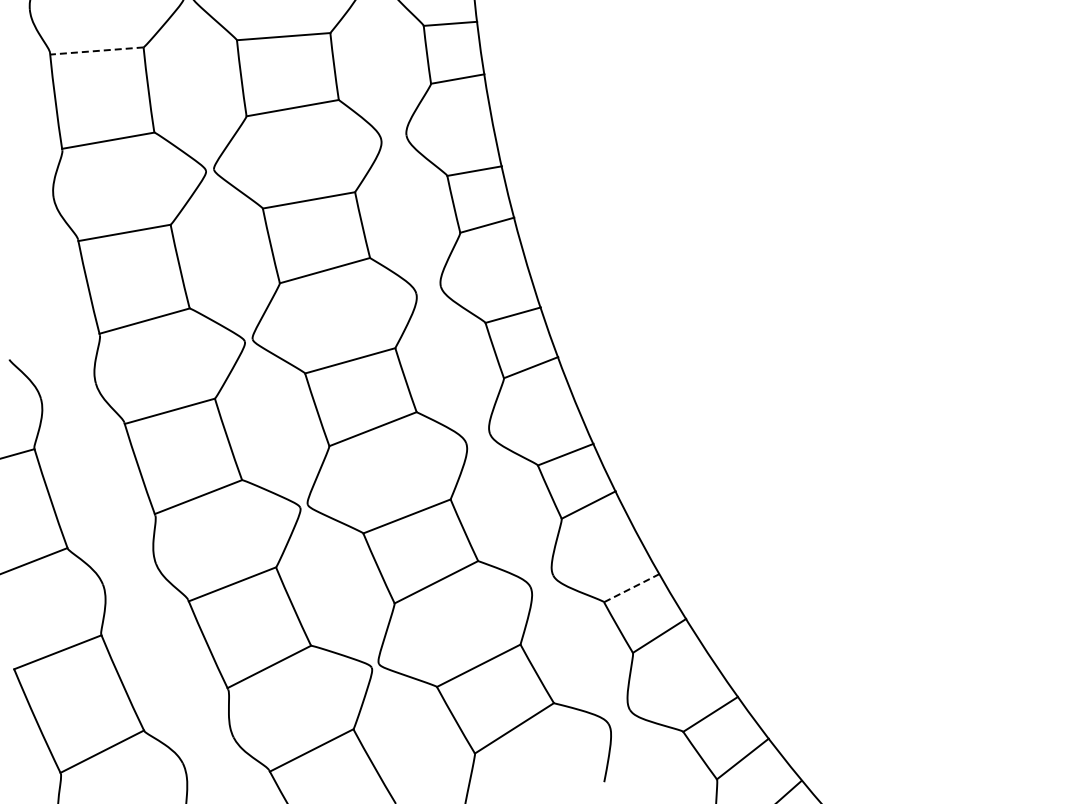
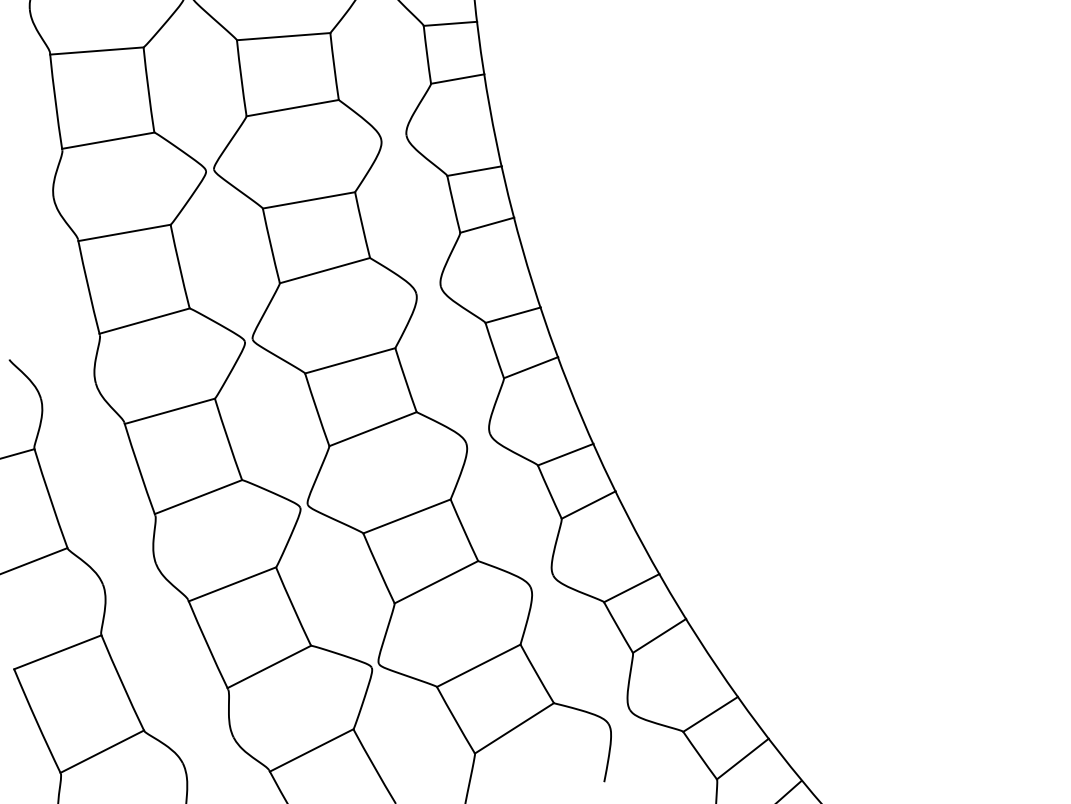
line: dashed -> solid (96, 51)
line: dashed -> solid (631, 588)
